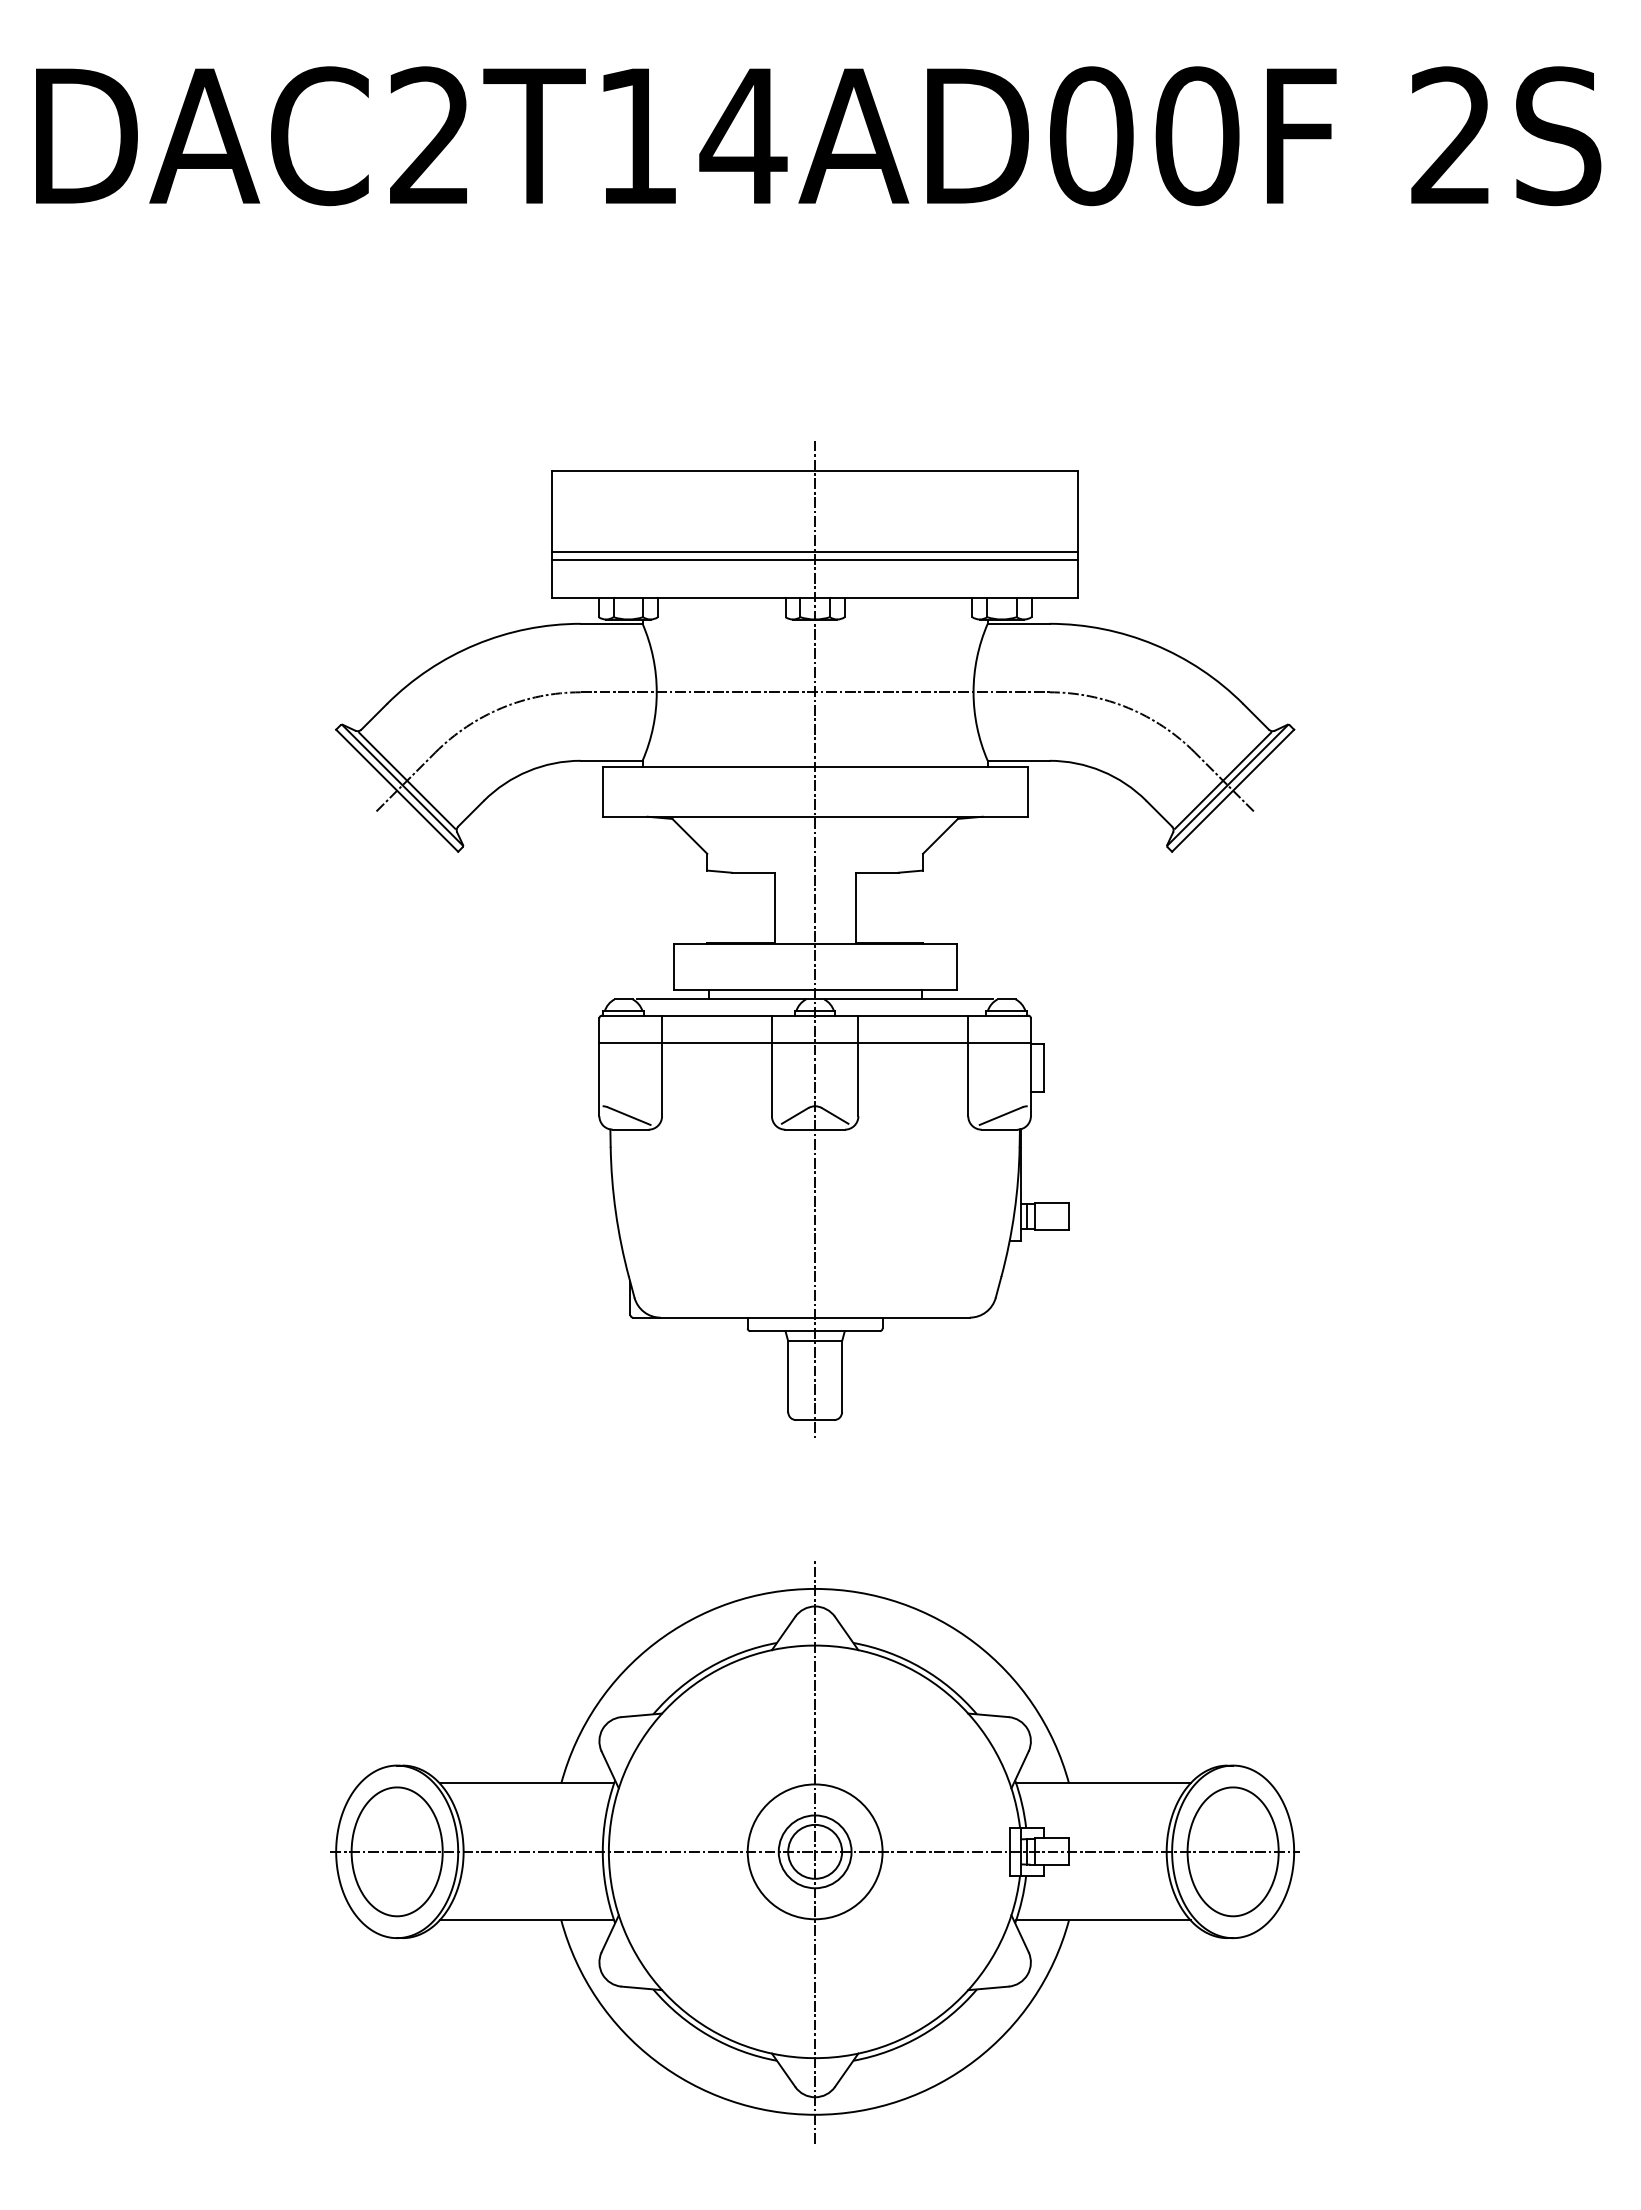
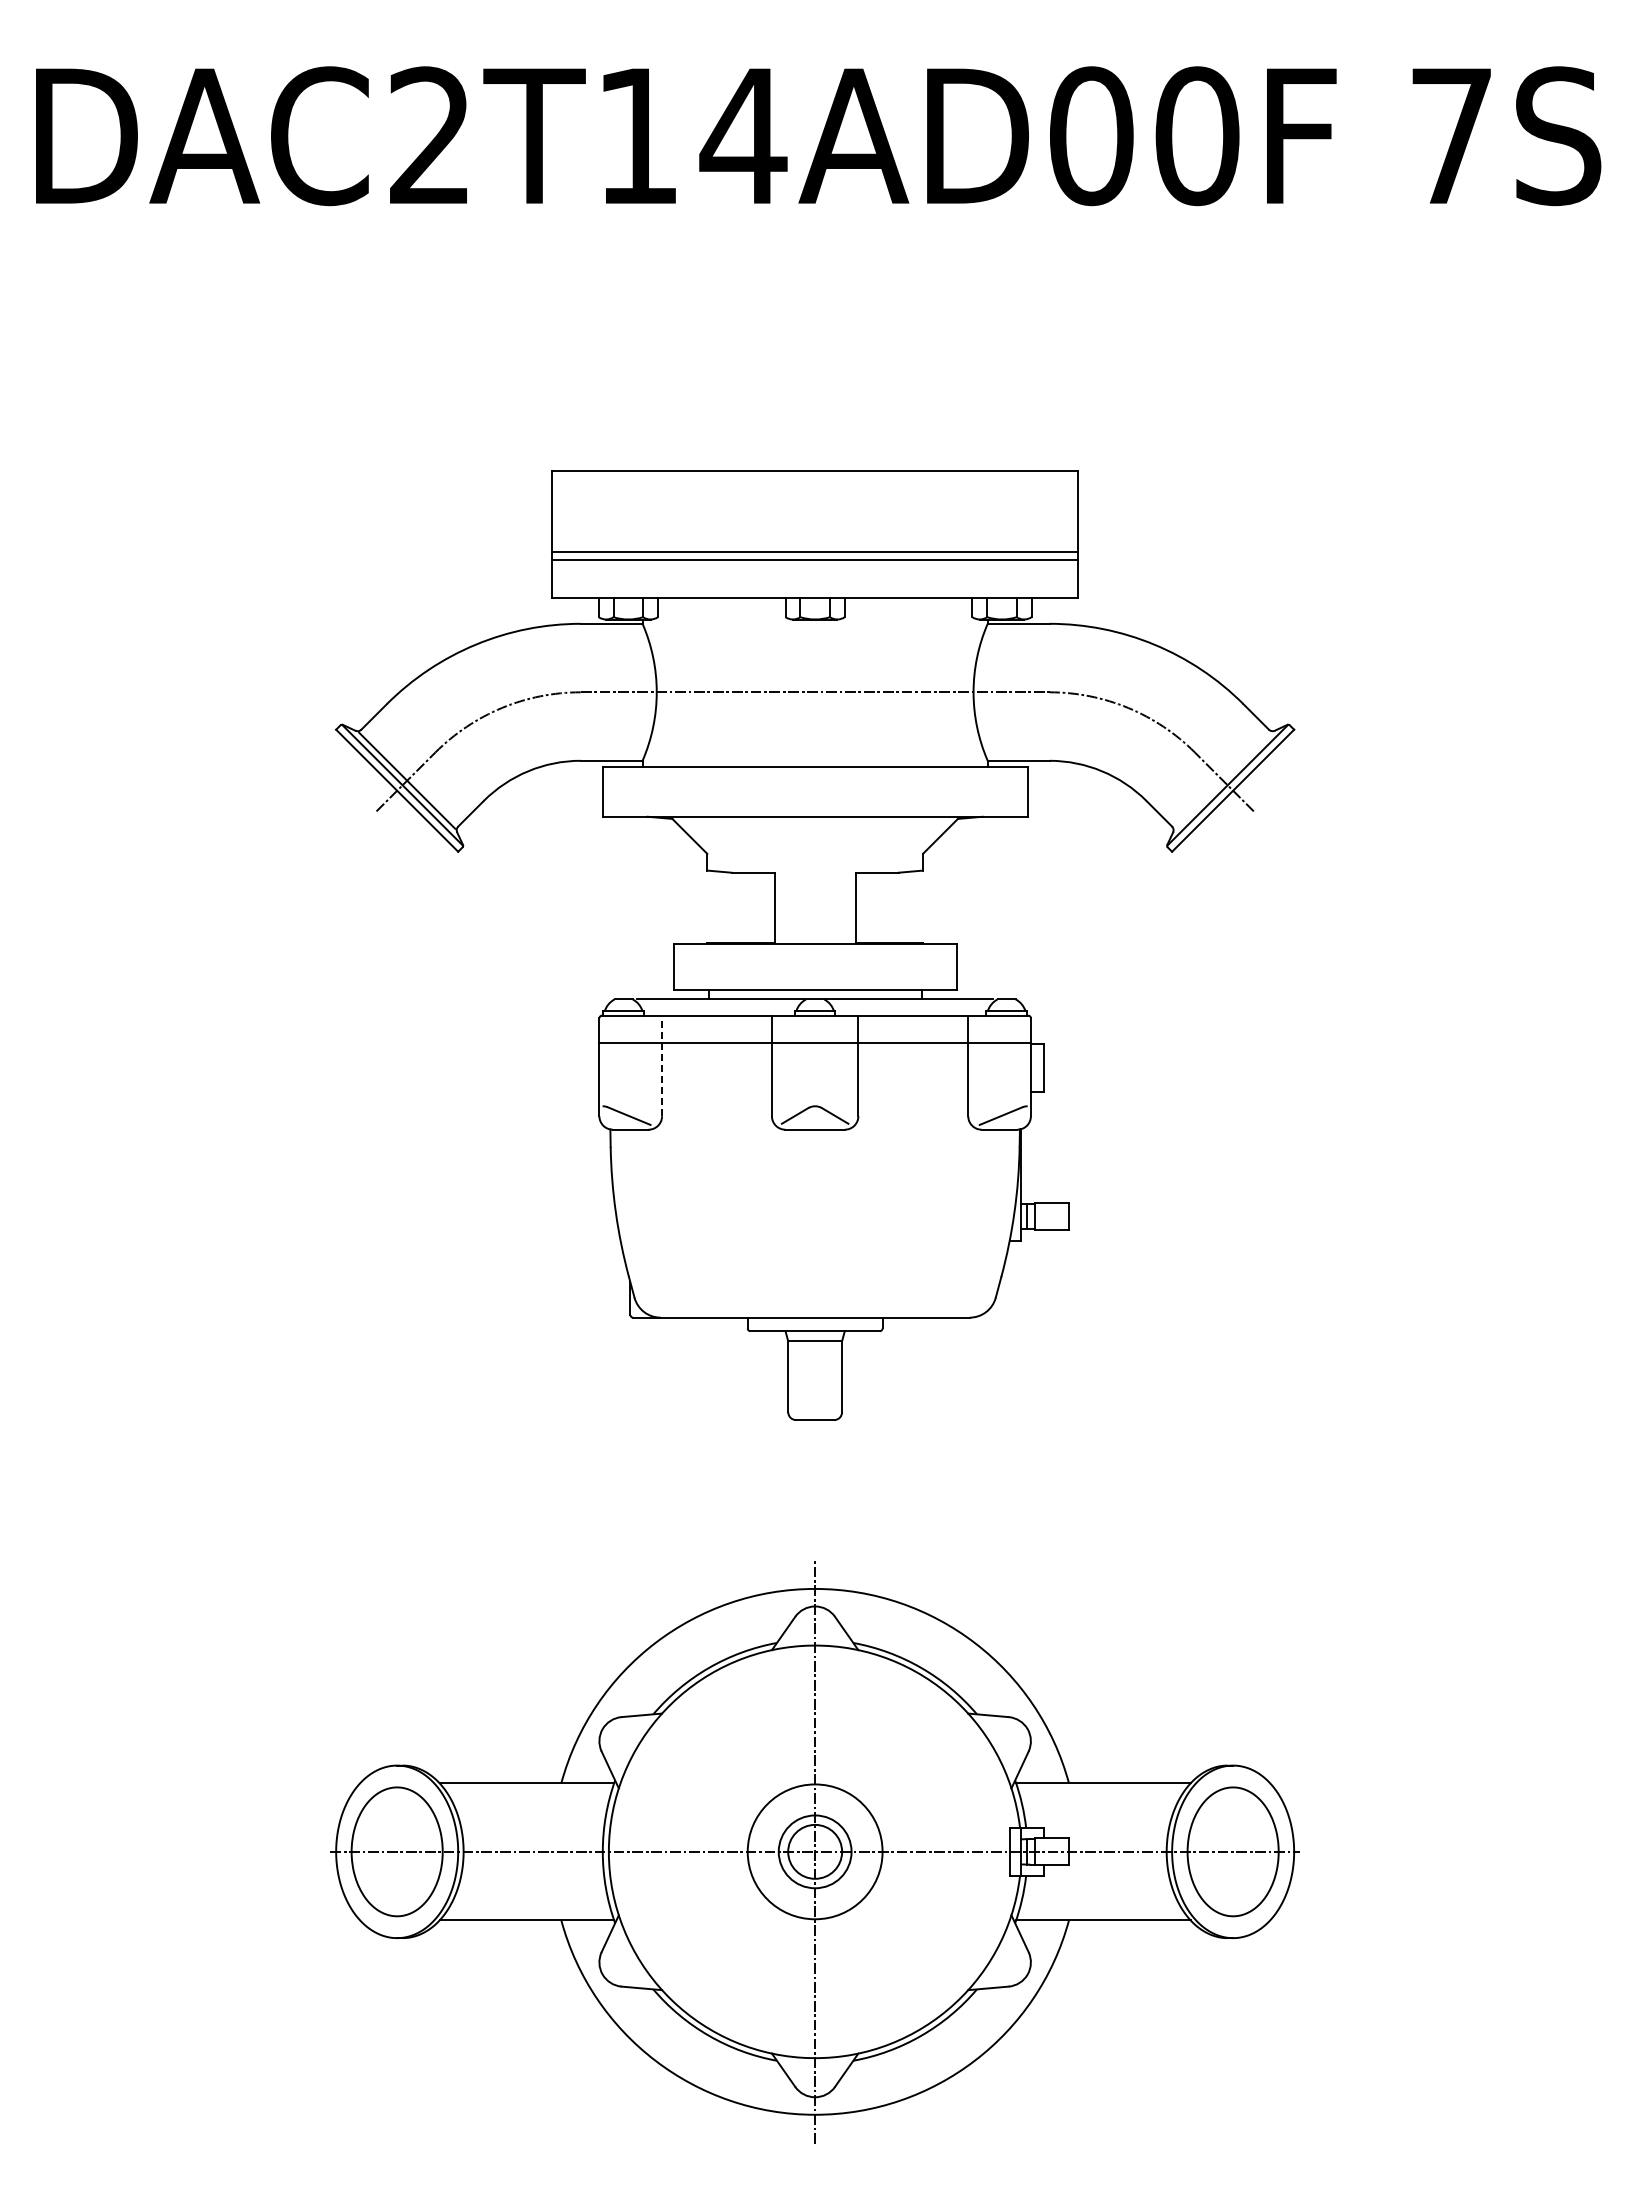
text: 2S -> 7S (1450, 134)
line: present -> none (1223, 780)
line: present -> none (815, 939)
line: solid -> dashed (662, 1065)
